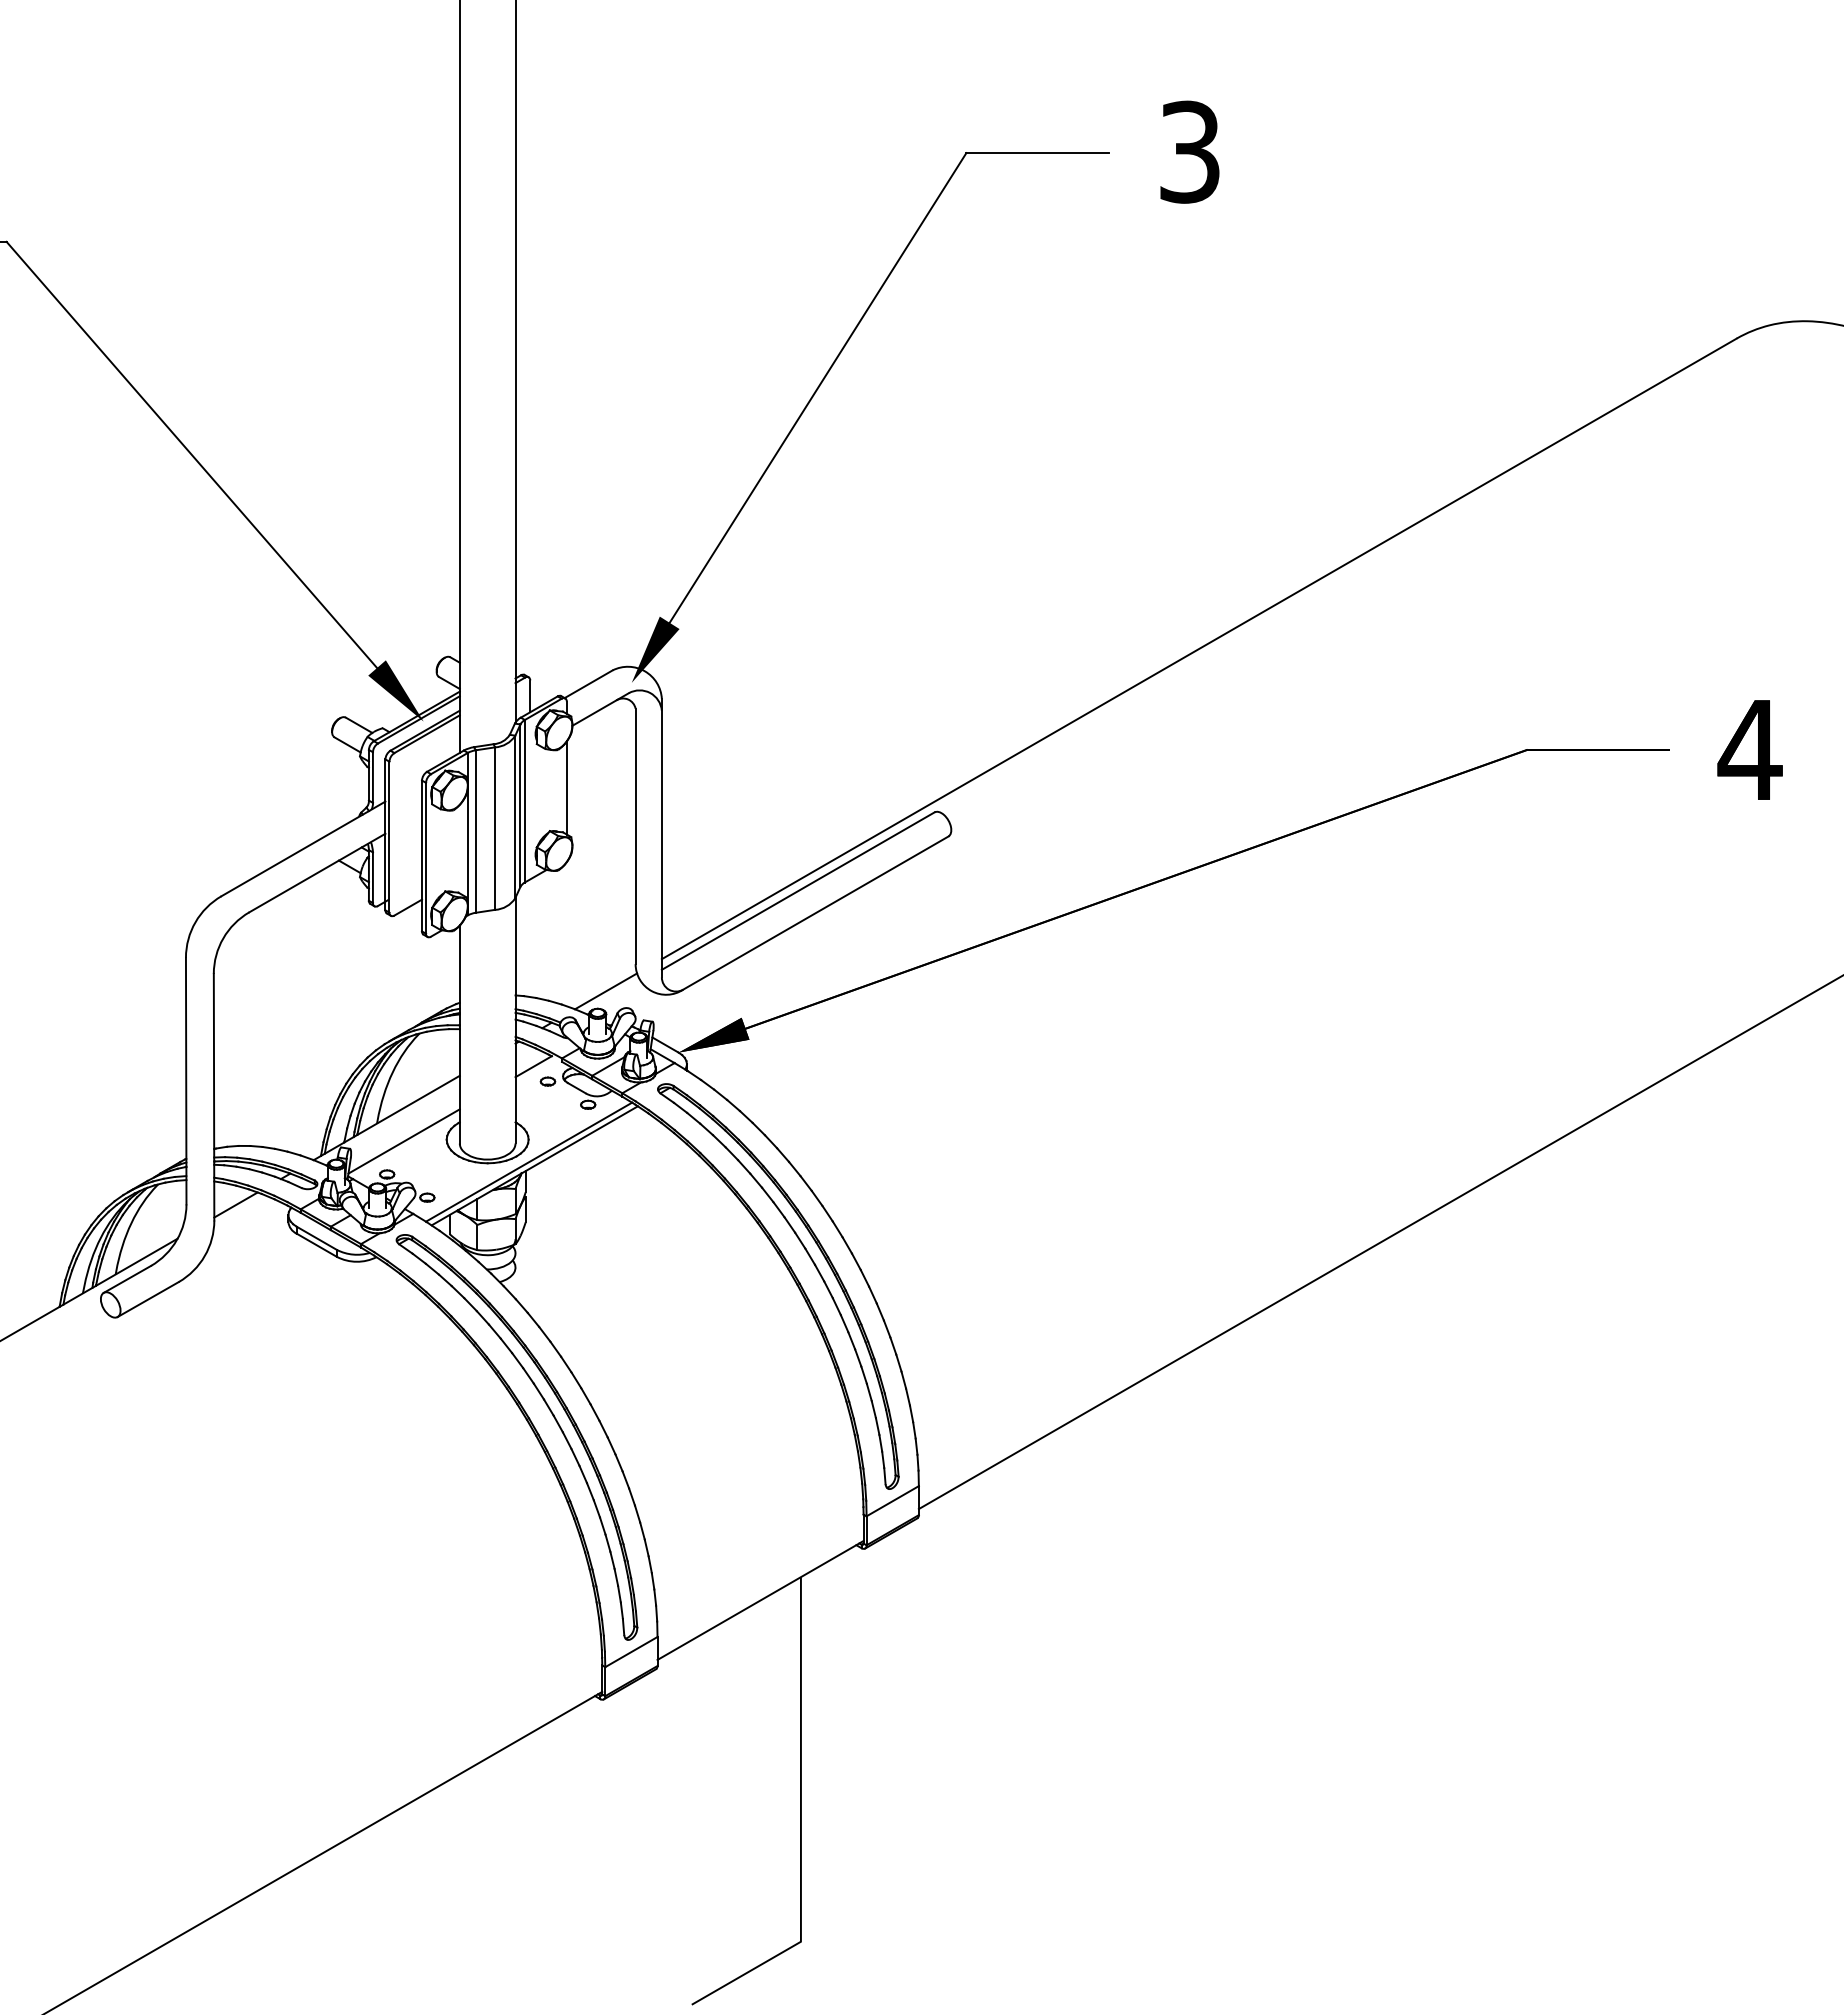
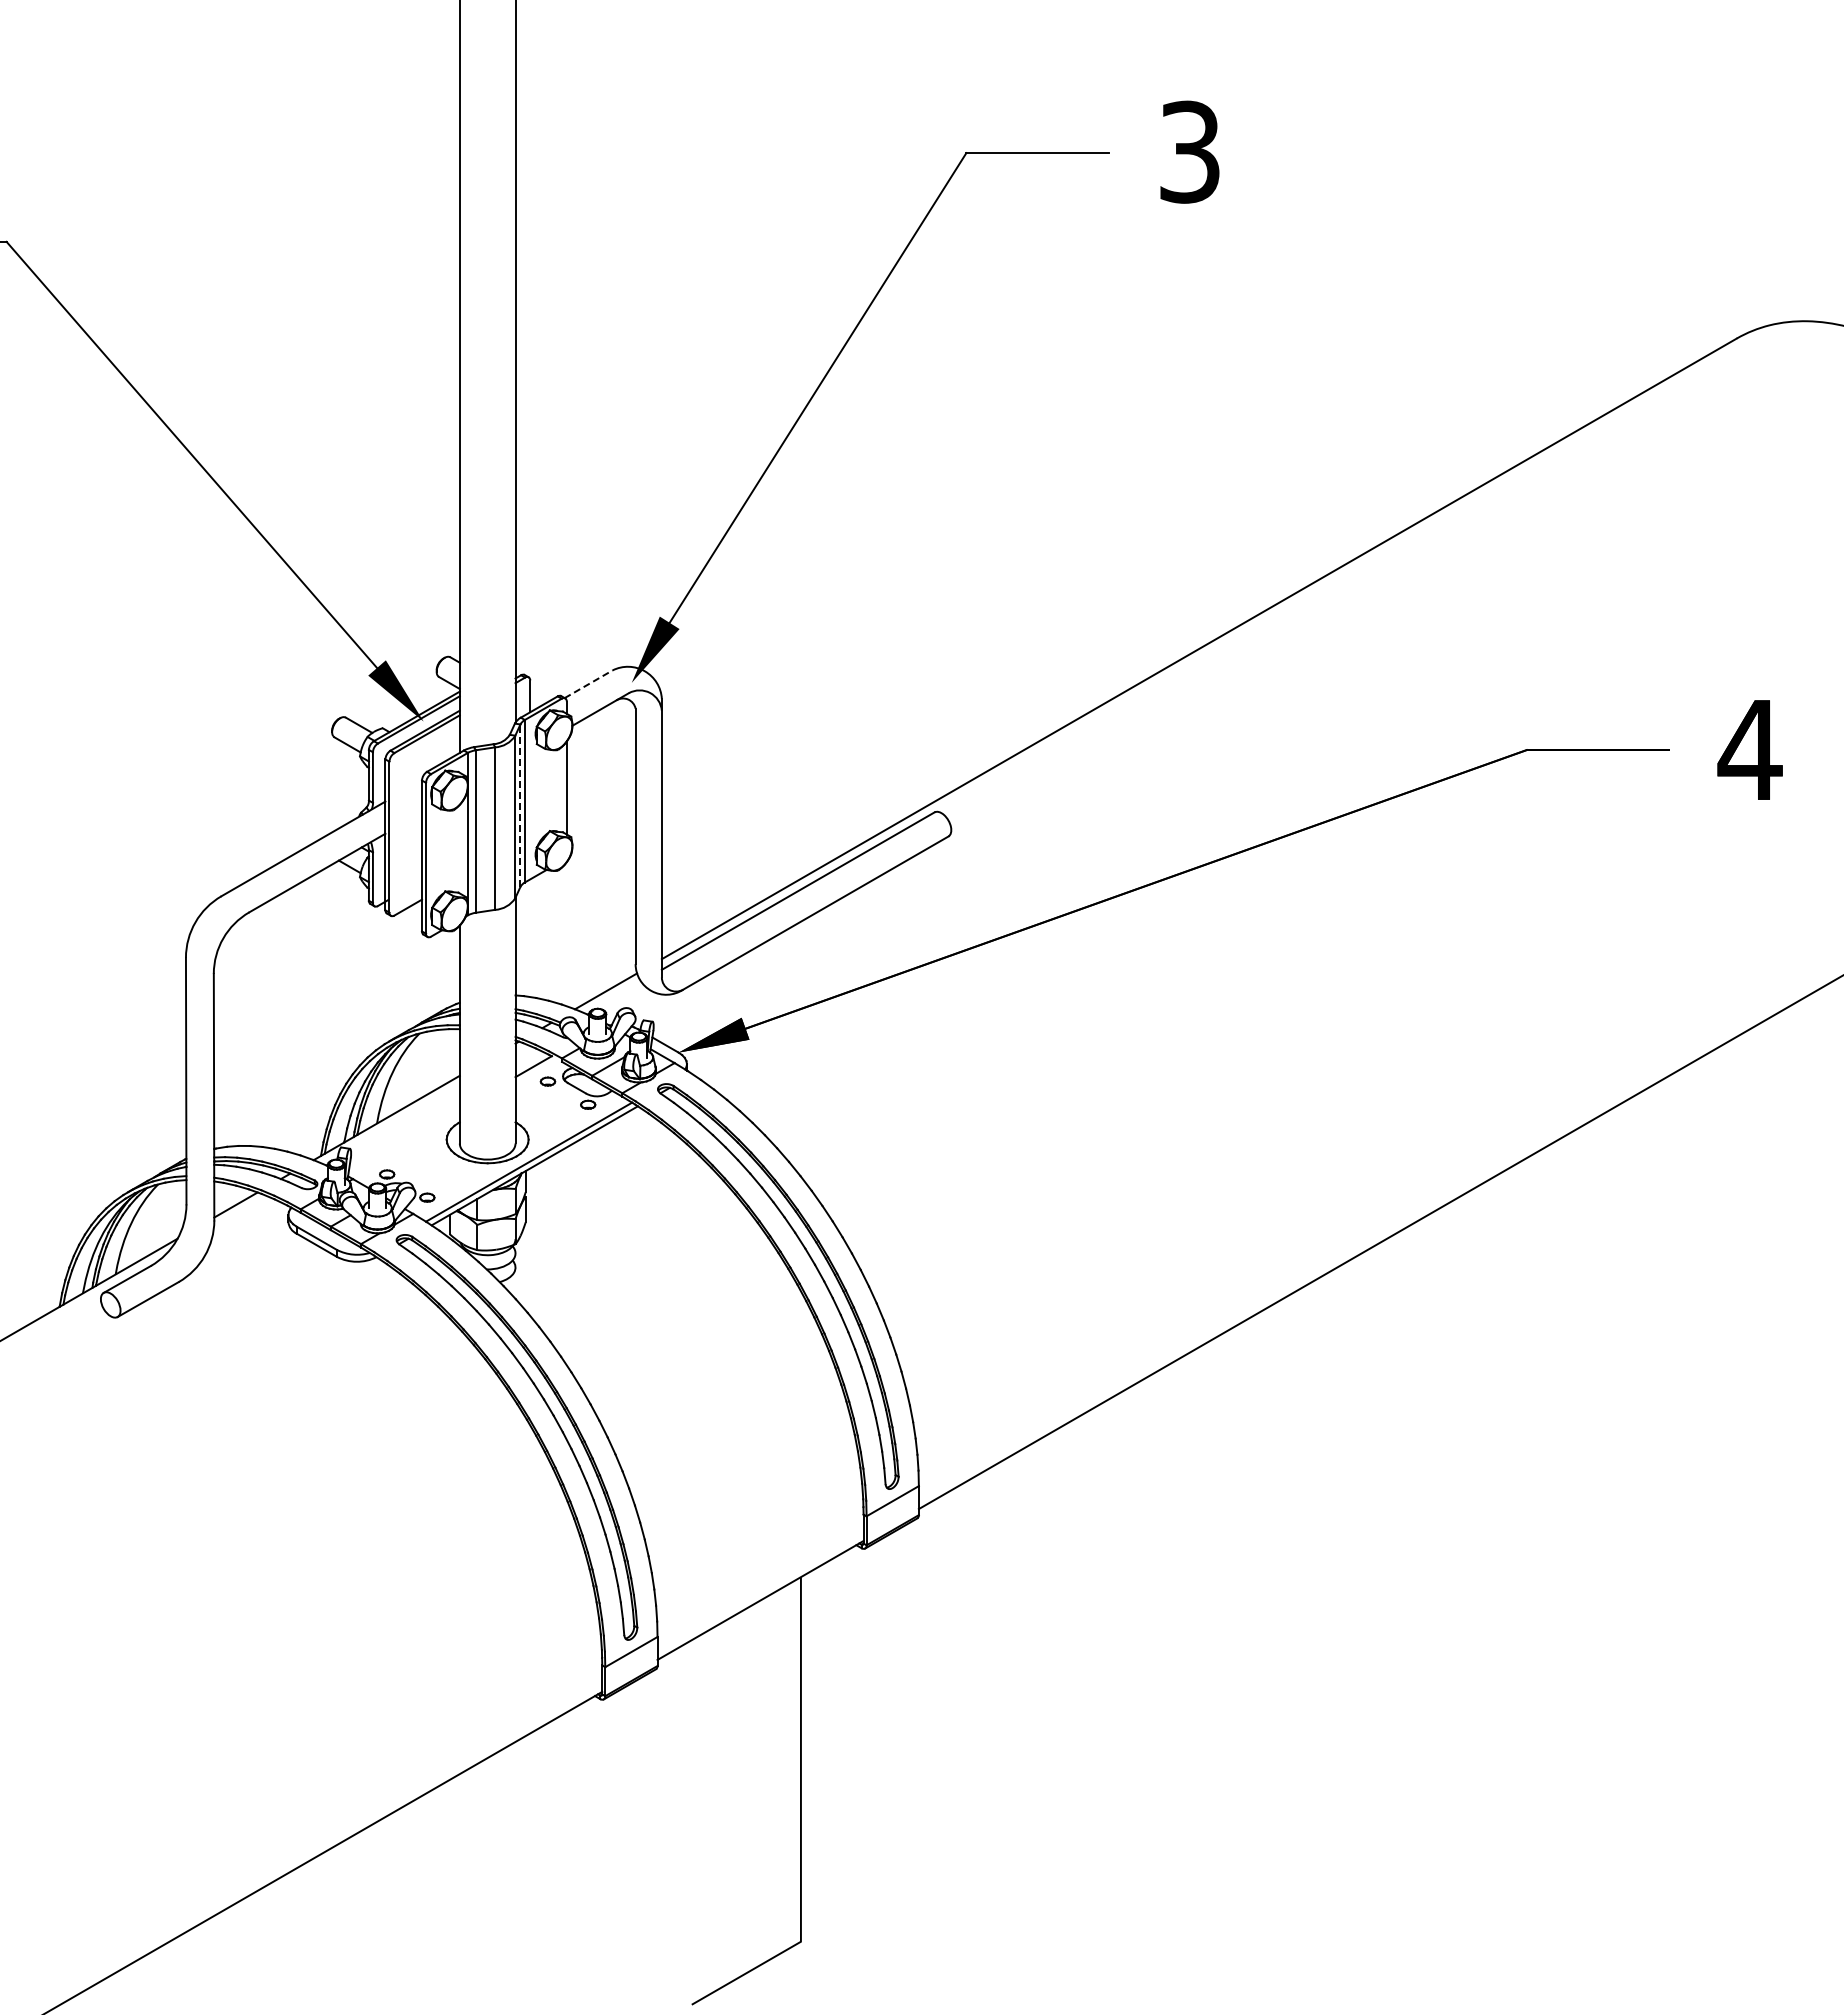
line: solid -> dashed (588, 684)
line: solid -> dashed (520, 805)
line: present -> none (403, 1141)
